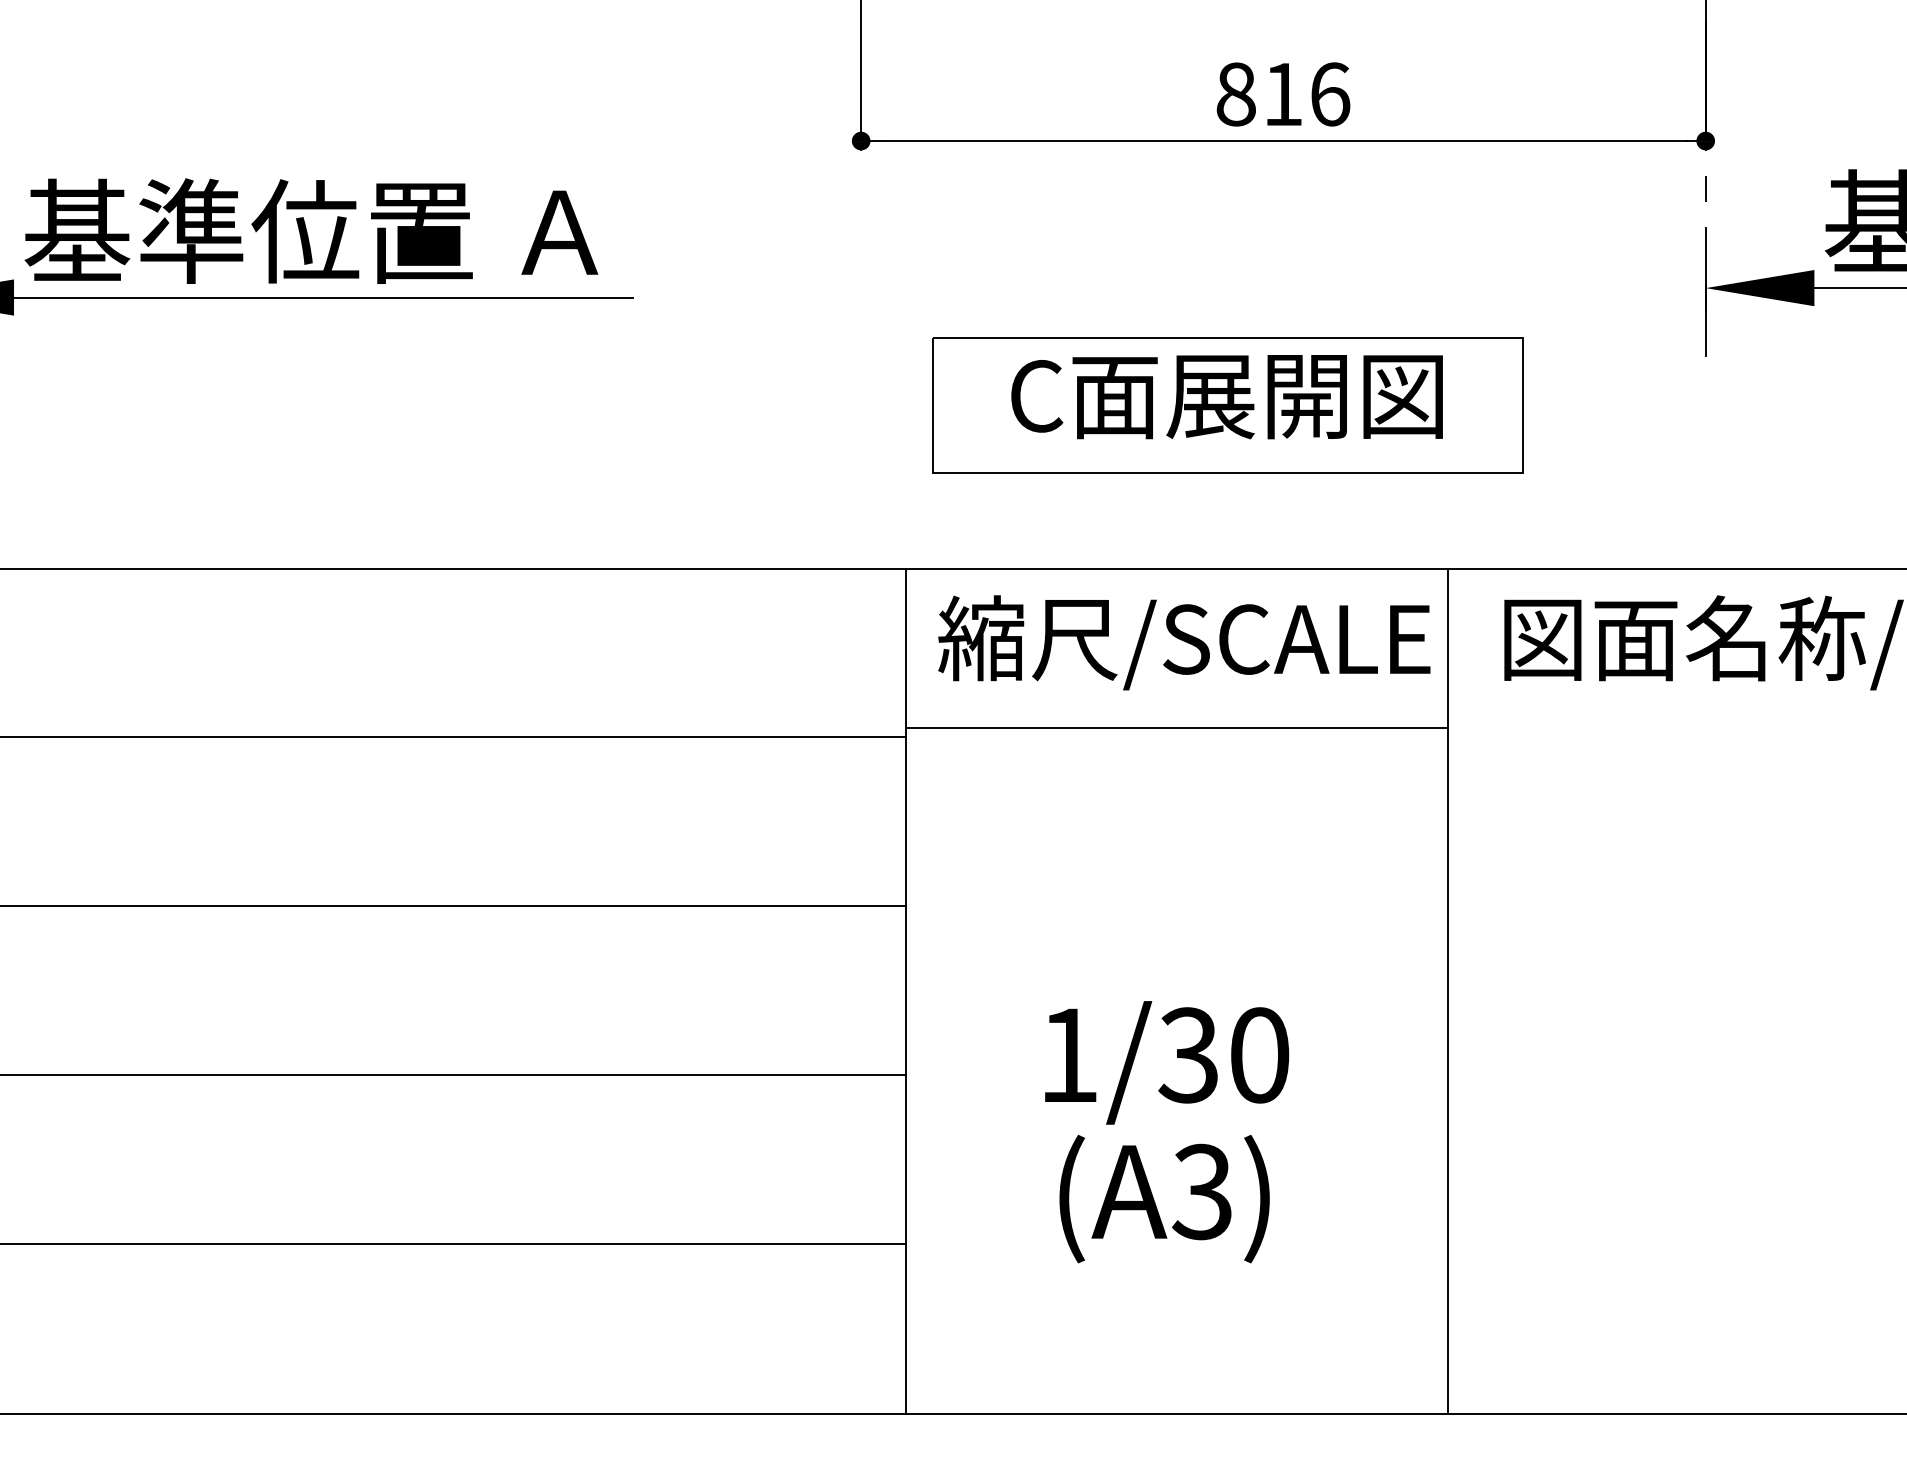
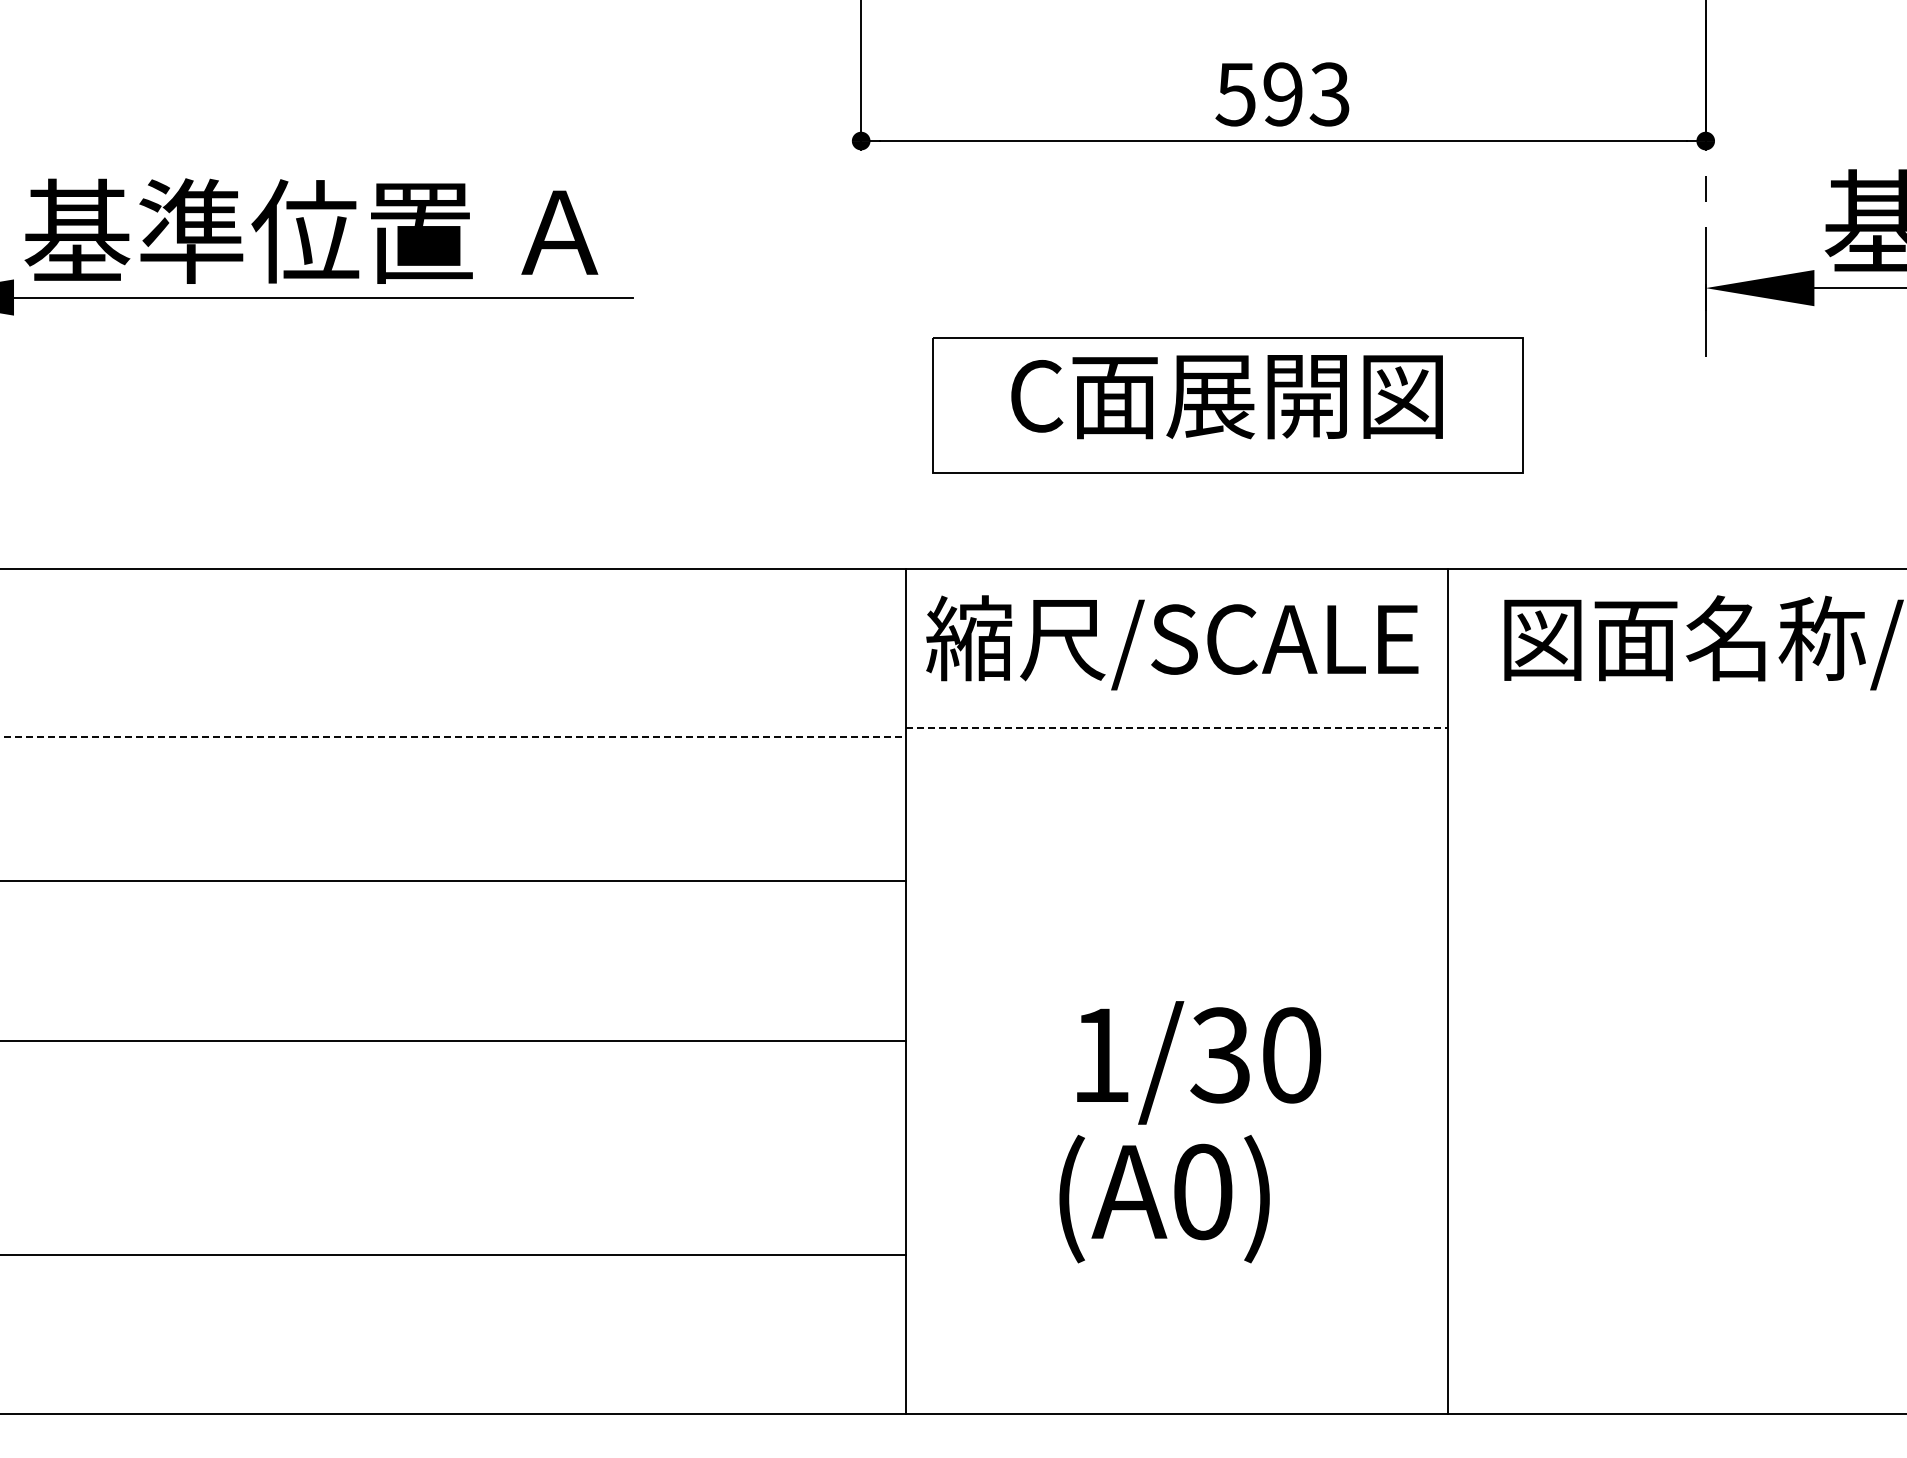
text: 816 -> 593 (1282, 94)
text position: (1184, 642) -> (1172, 642) (1172, 642)
line: solid -> dashed (1177, 728)
line: solid -> dashed (453, 737)
line position: (453, 905) -> (453, 880) (453, 880)
text position: (1167, 1062) -> (1199, 1062) (1199, 1062)
line position: (453, 1074) -> (453, 1040) (453, 1040)
text: (A3) -> (A0) (1202, 1191)
line position: (453, 1244) -> (453, 1255) (453, 1255)
